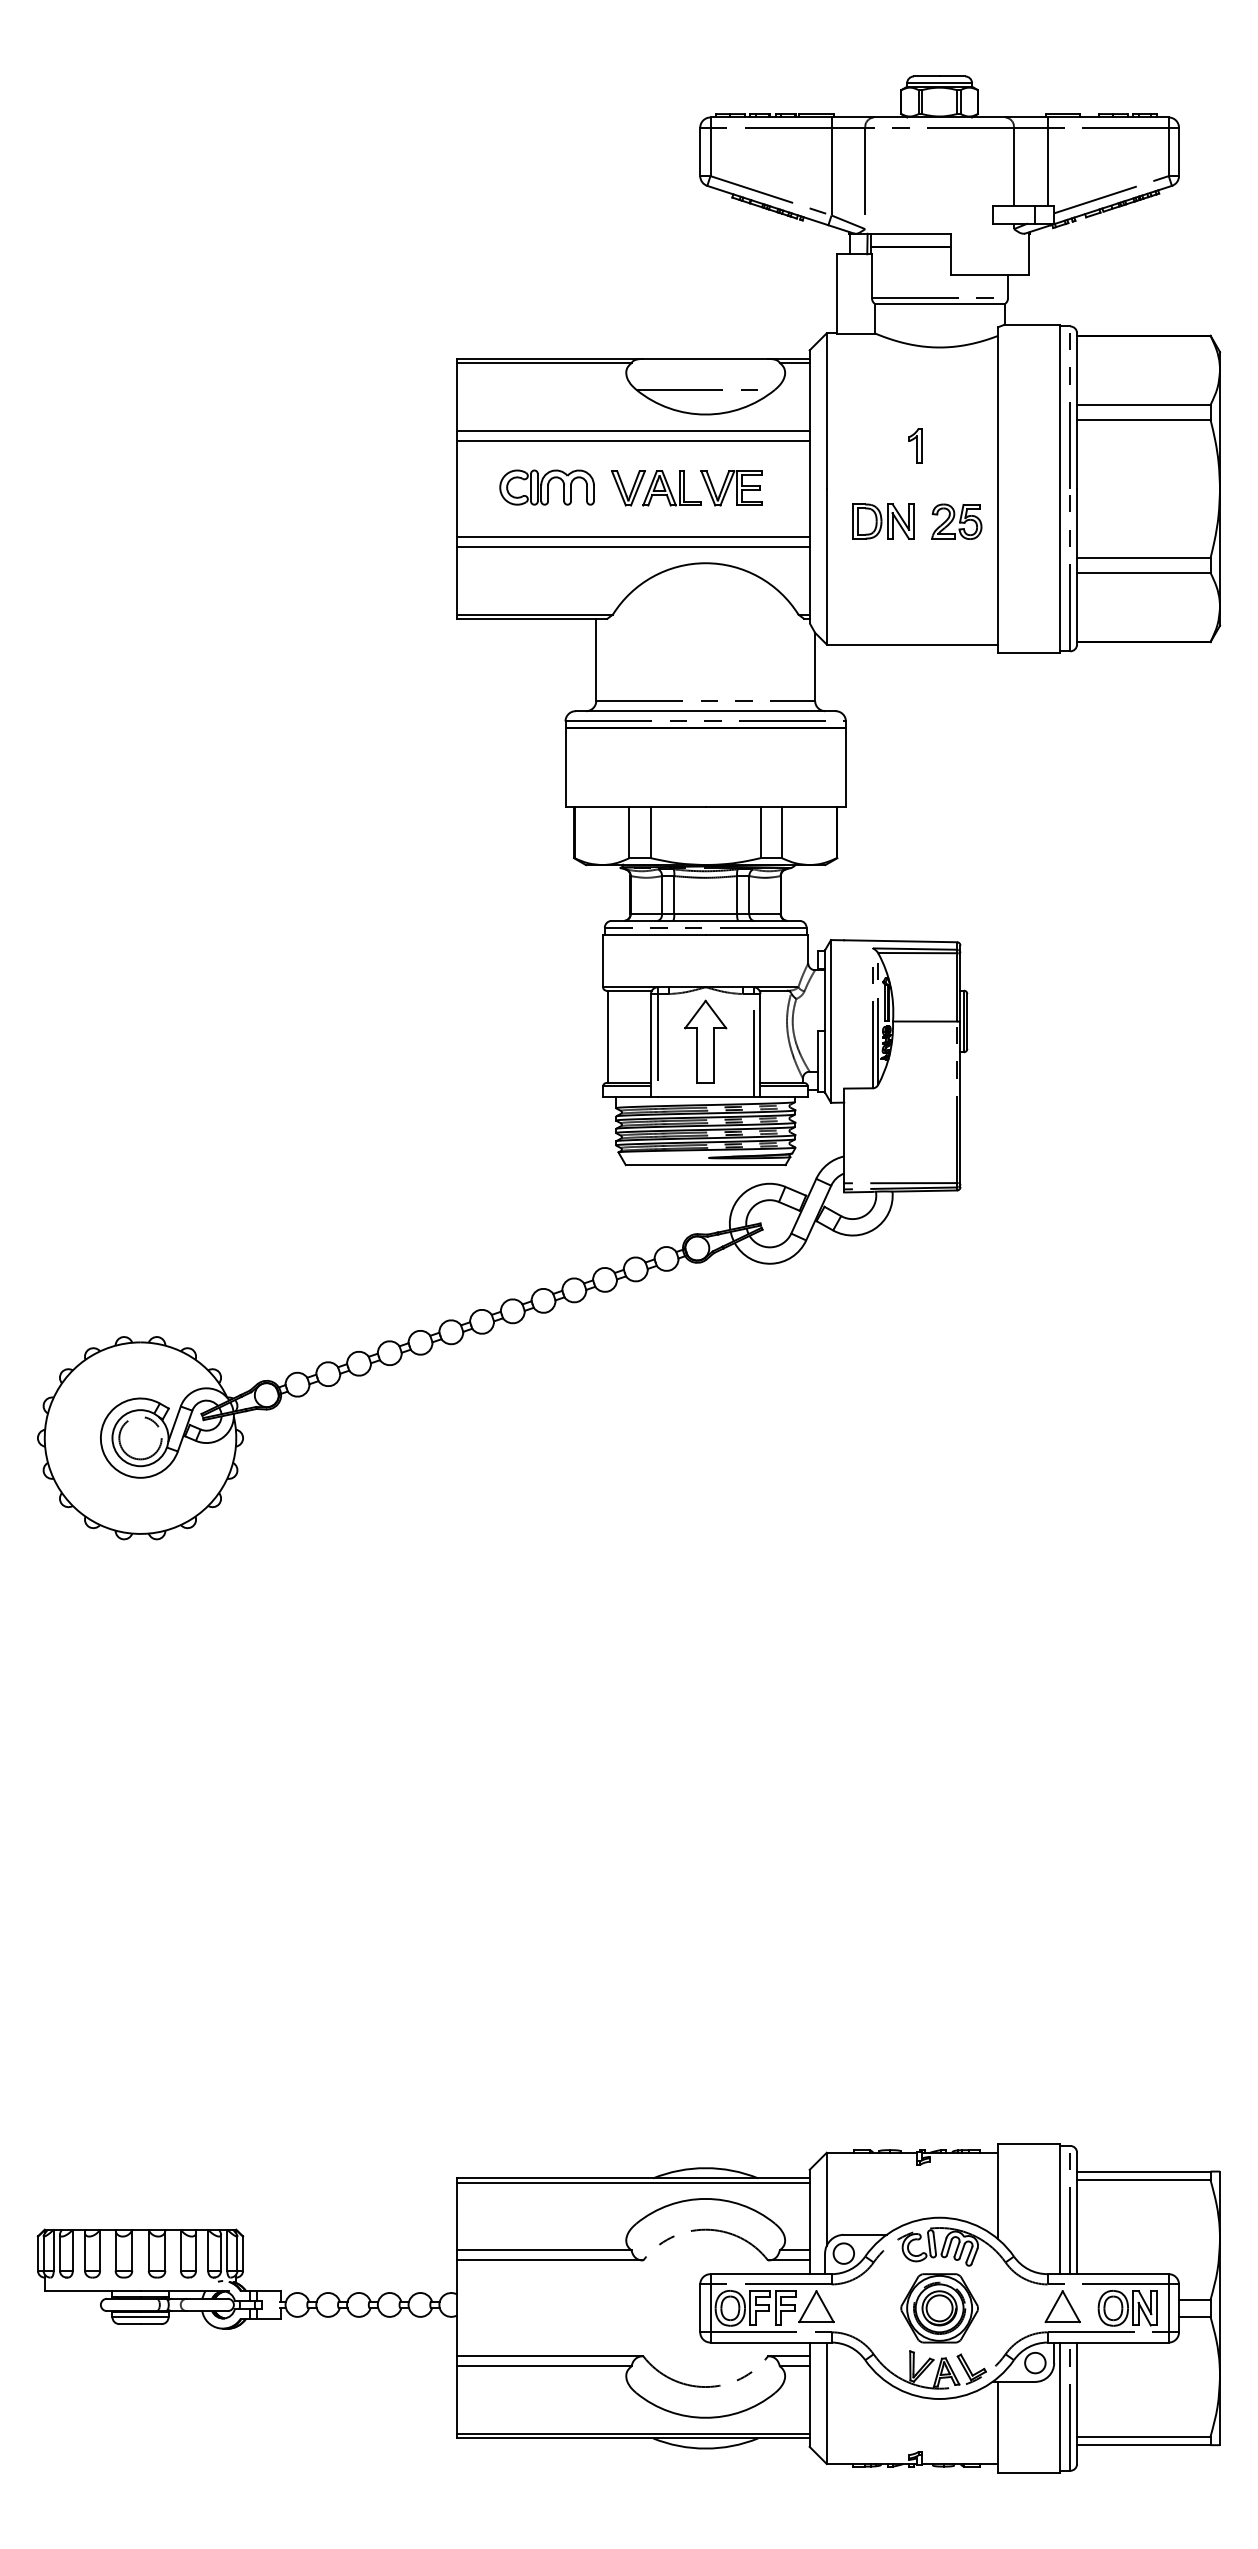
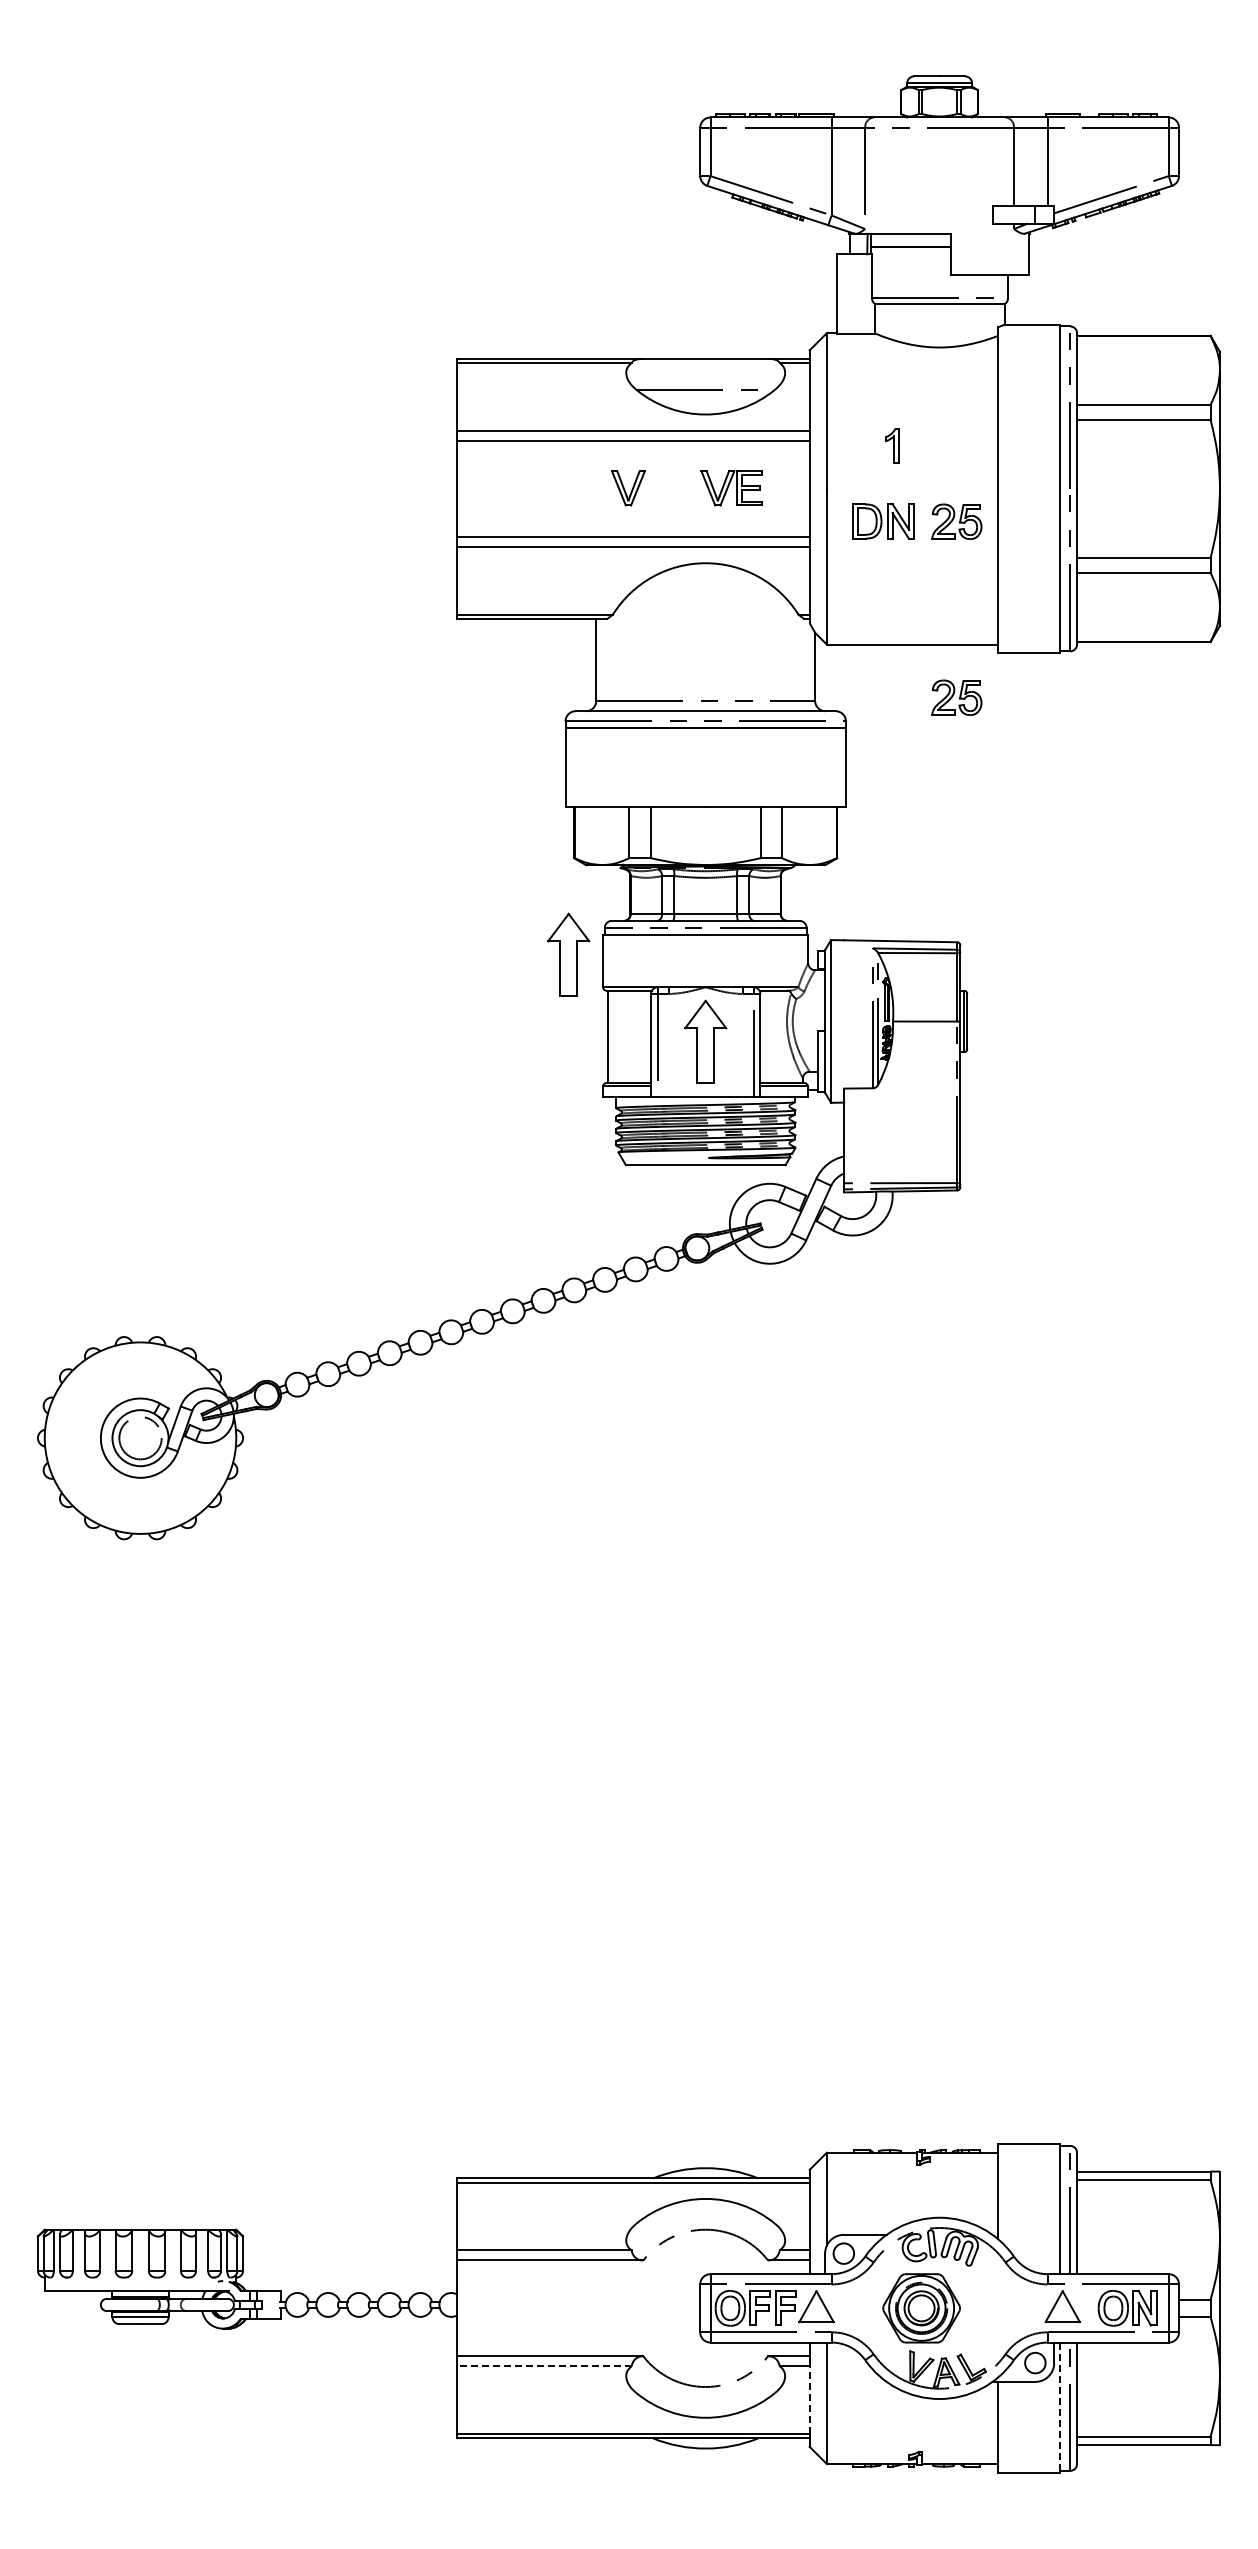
part position: (915, 445) -> (892, 445) (892, 445)
part: present -> none (546, 487)
part: present -> none (671, 488)
part: none -> present (956, 697)
part: none -> present (568, 954)
part position: (939, 2308) -> (921, 2308) (921, 2308)
line: solid -> dashed (543, 2366)
line: solid -> dashed (809, 2400)
line: solid -> dashed (1060, 2407)
